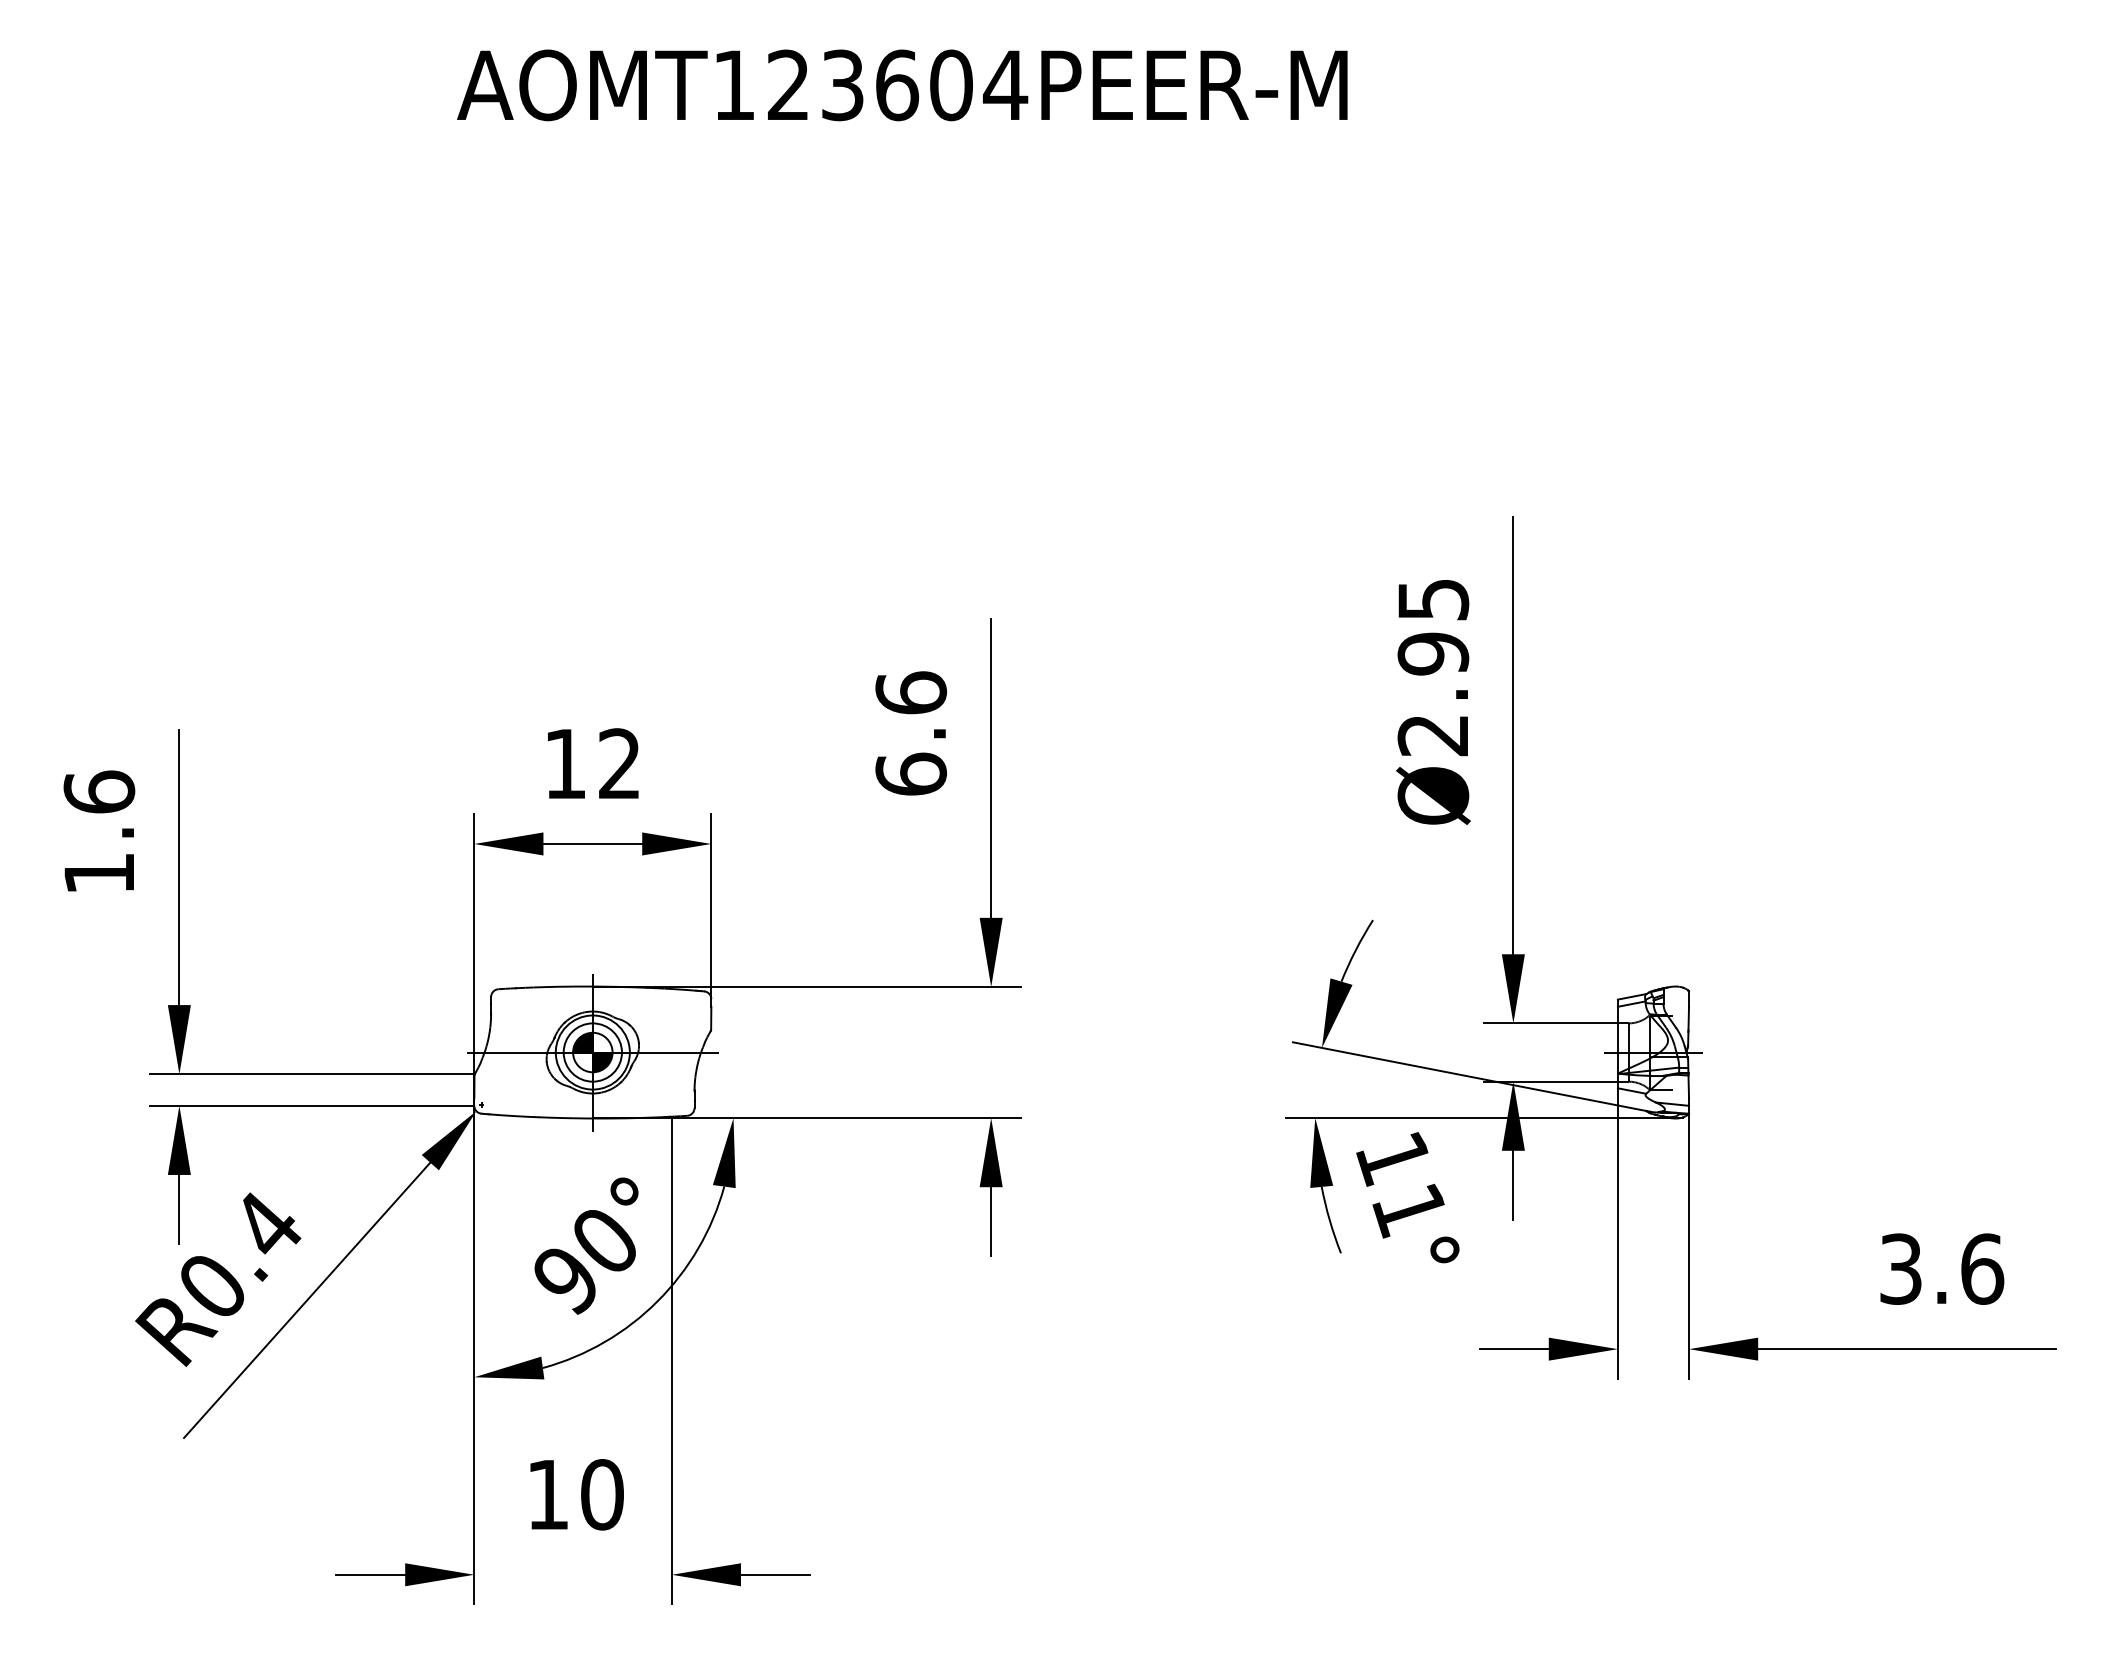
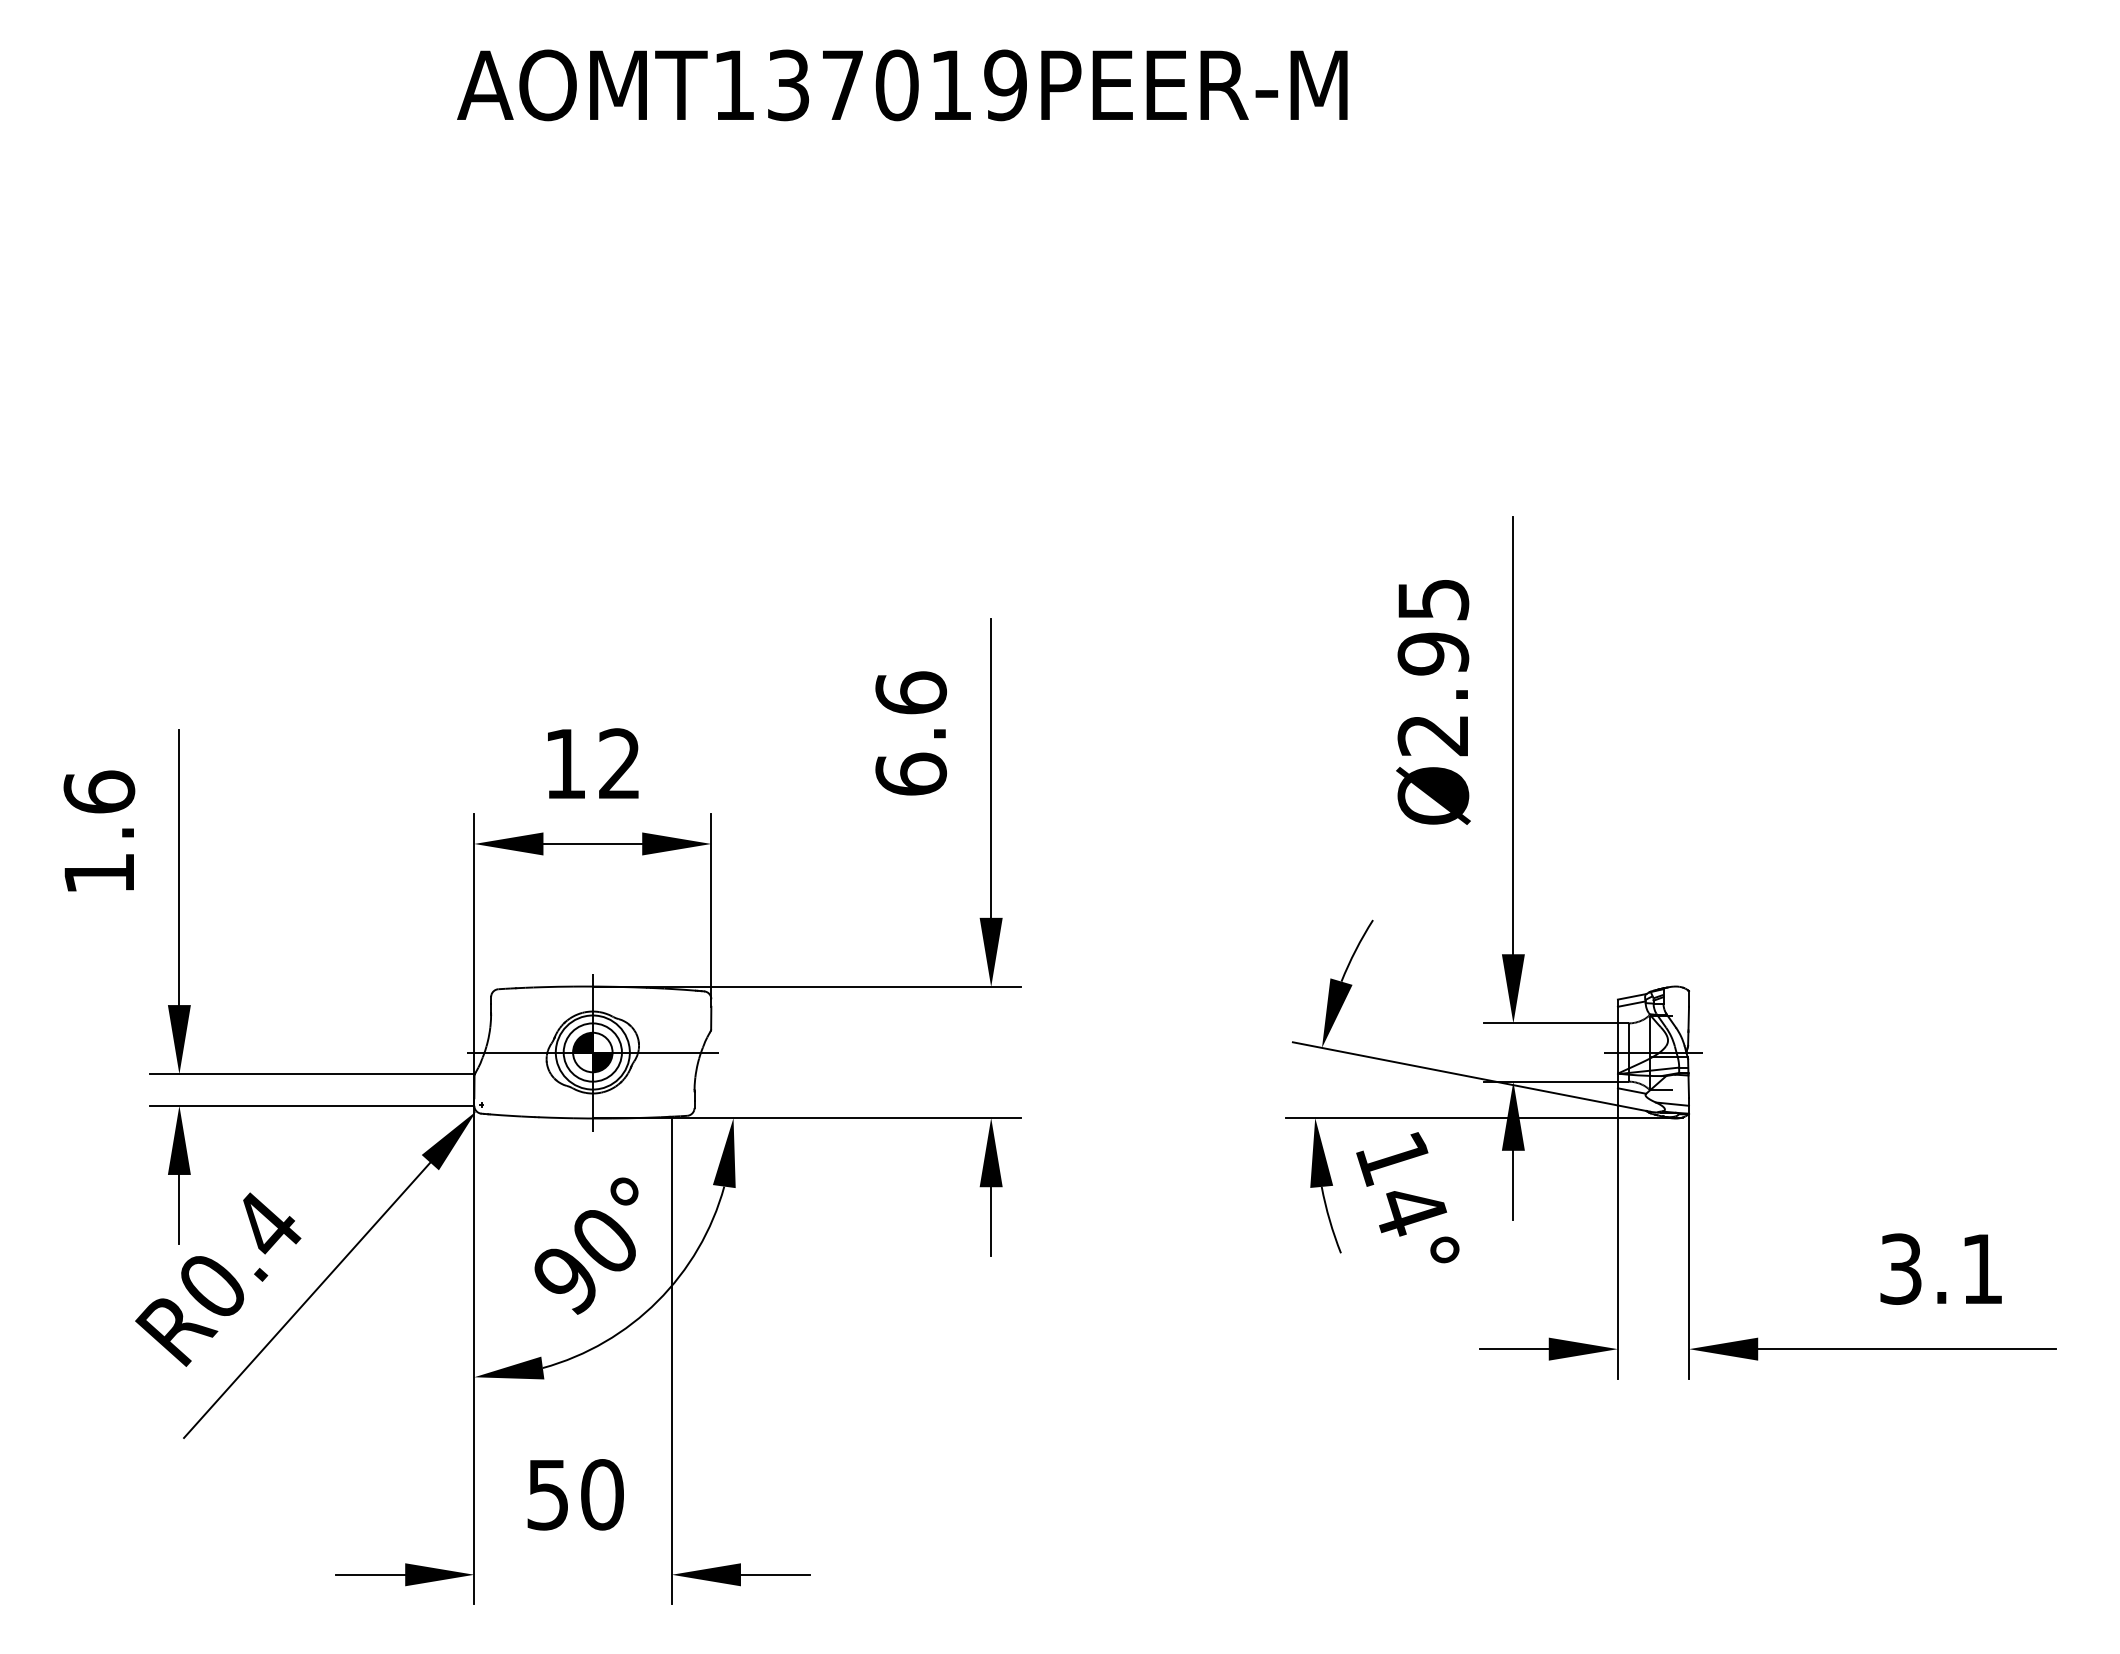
text: AOMT123604PEER-M -> AOMT137019PEER-M (898, 85)
text: 11° -> 14° (1409, 1210)
text: 3.6 -> 3.1 (1982, 1268)
text: 10 -> 50 (547, 1495)
